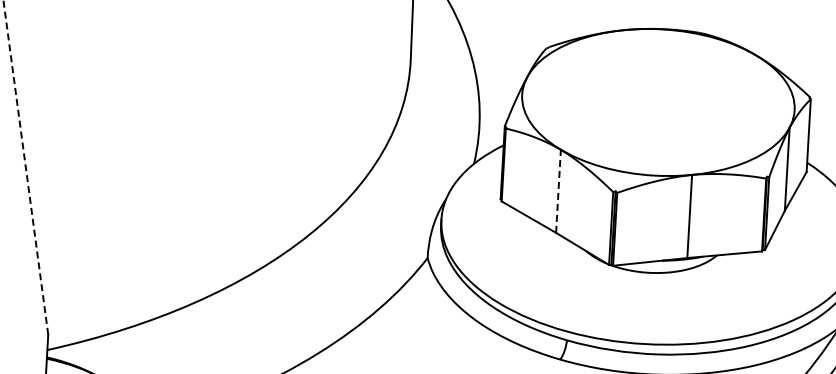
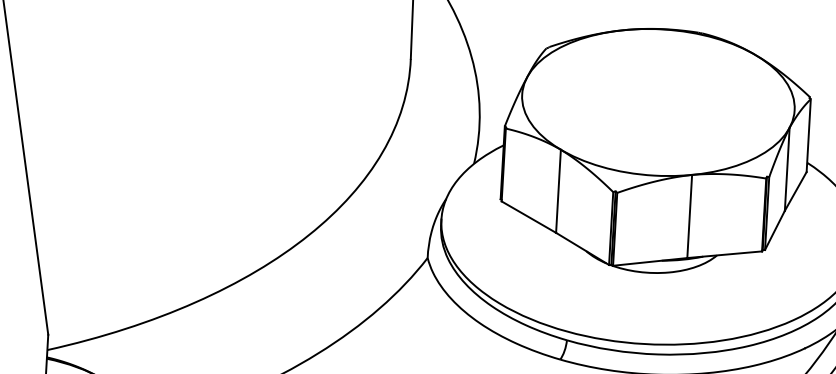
line: dashed -> solid (25, 167)
line: dashed -> solid (558, 191)
